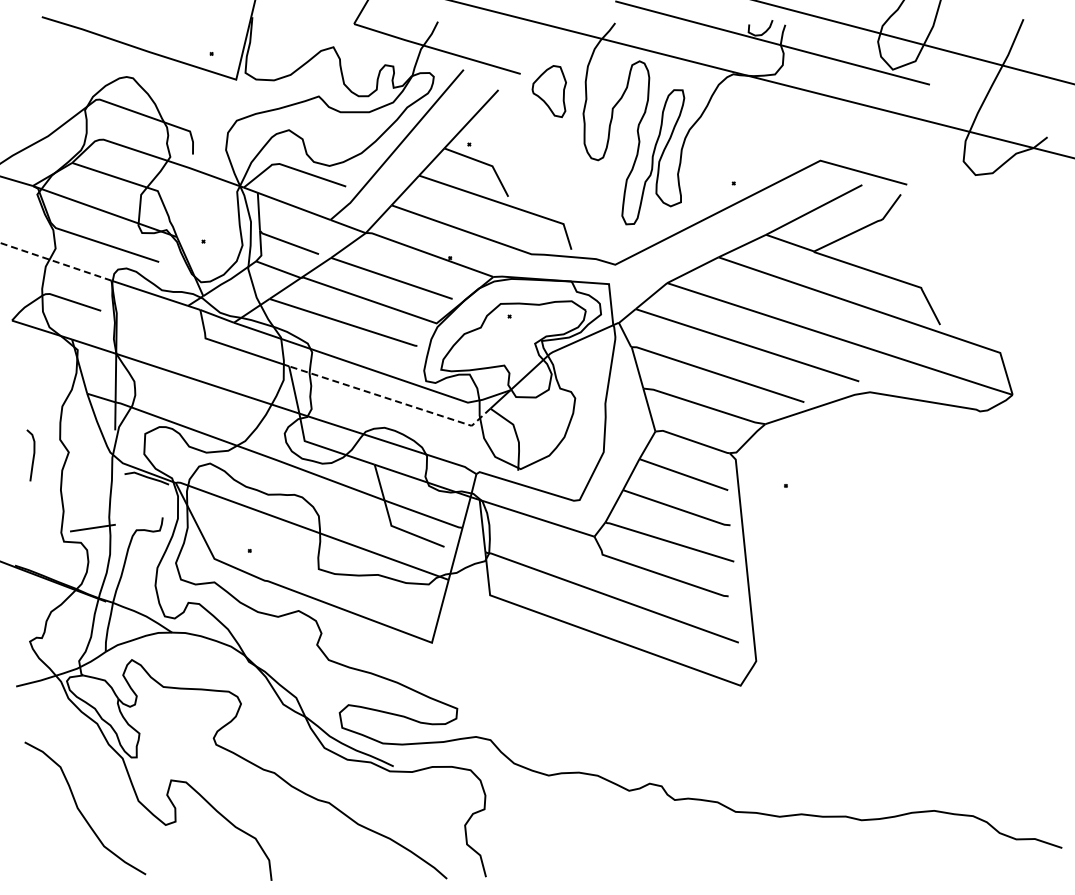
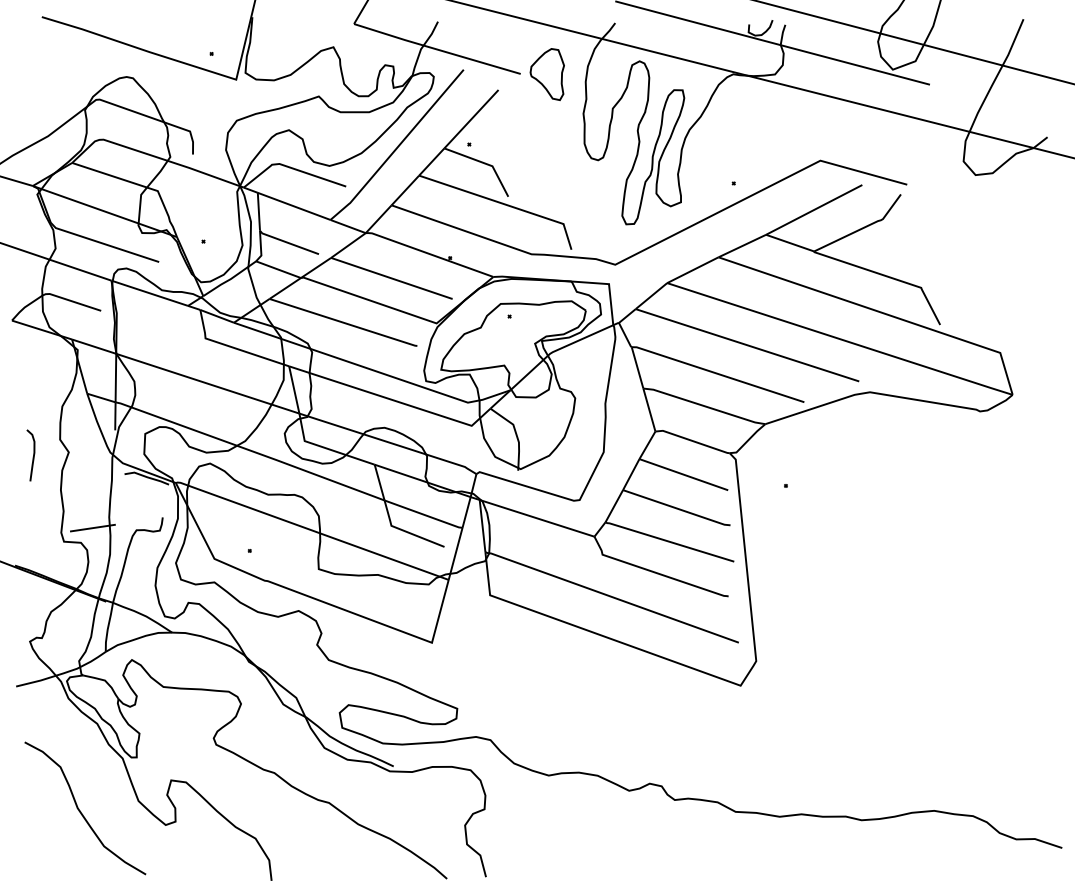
part position: (548, 91) -> (546, 74) (546, 74)
line: dashed -> solid (55, 261)
line: dashed -> solid (393, 400)
